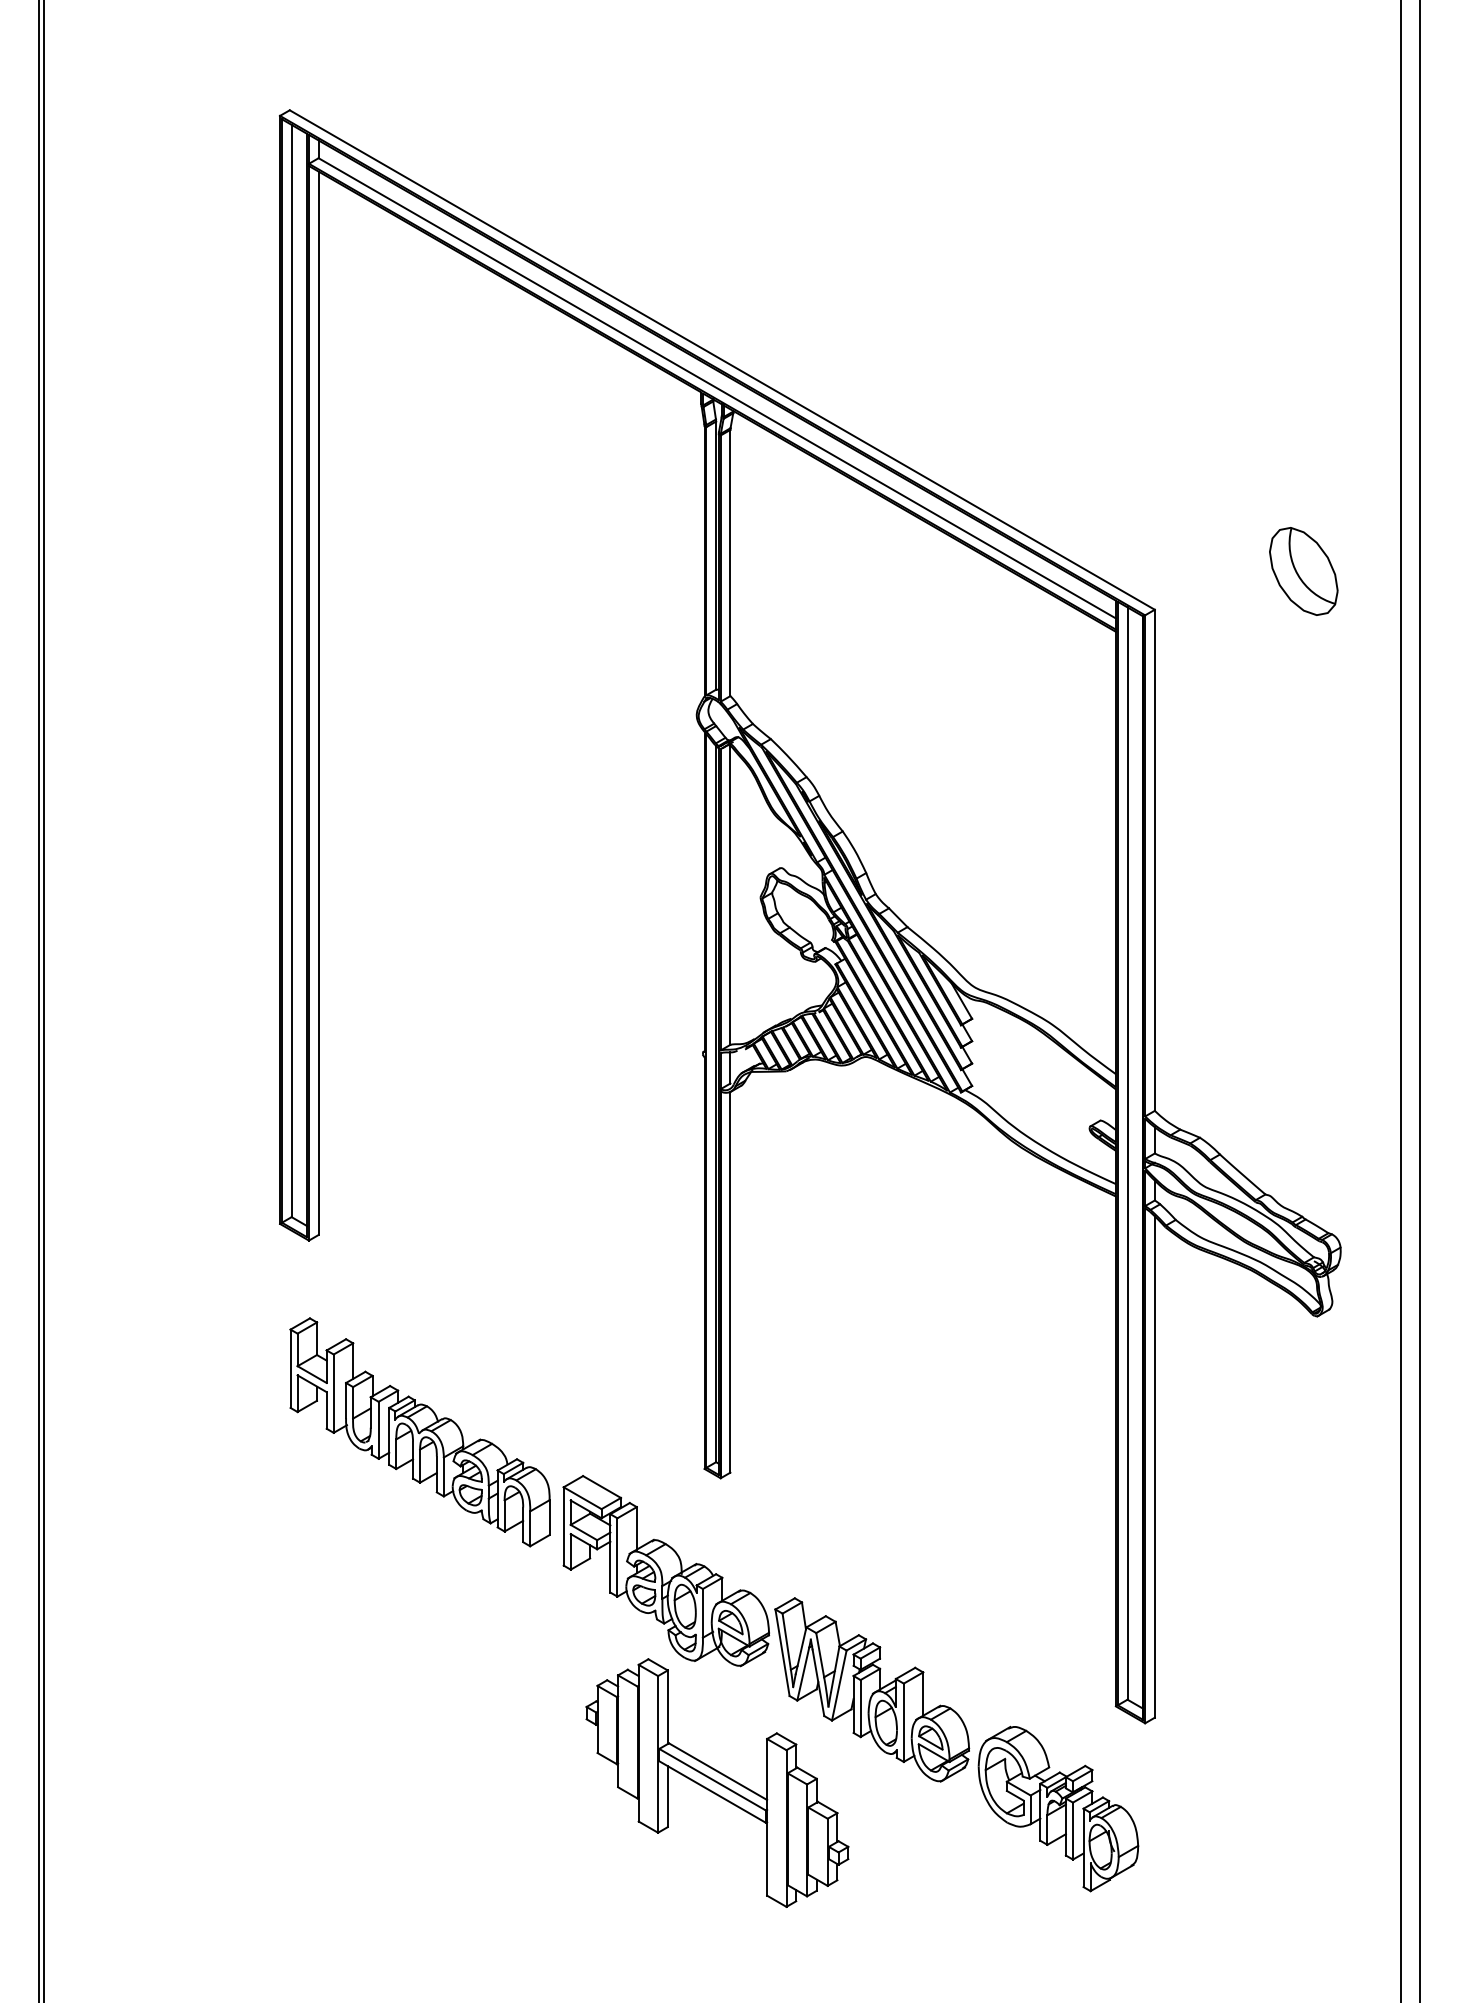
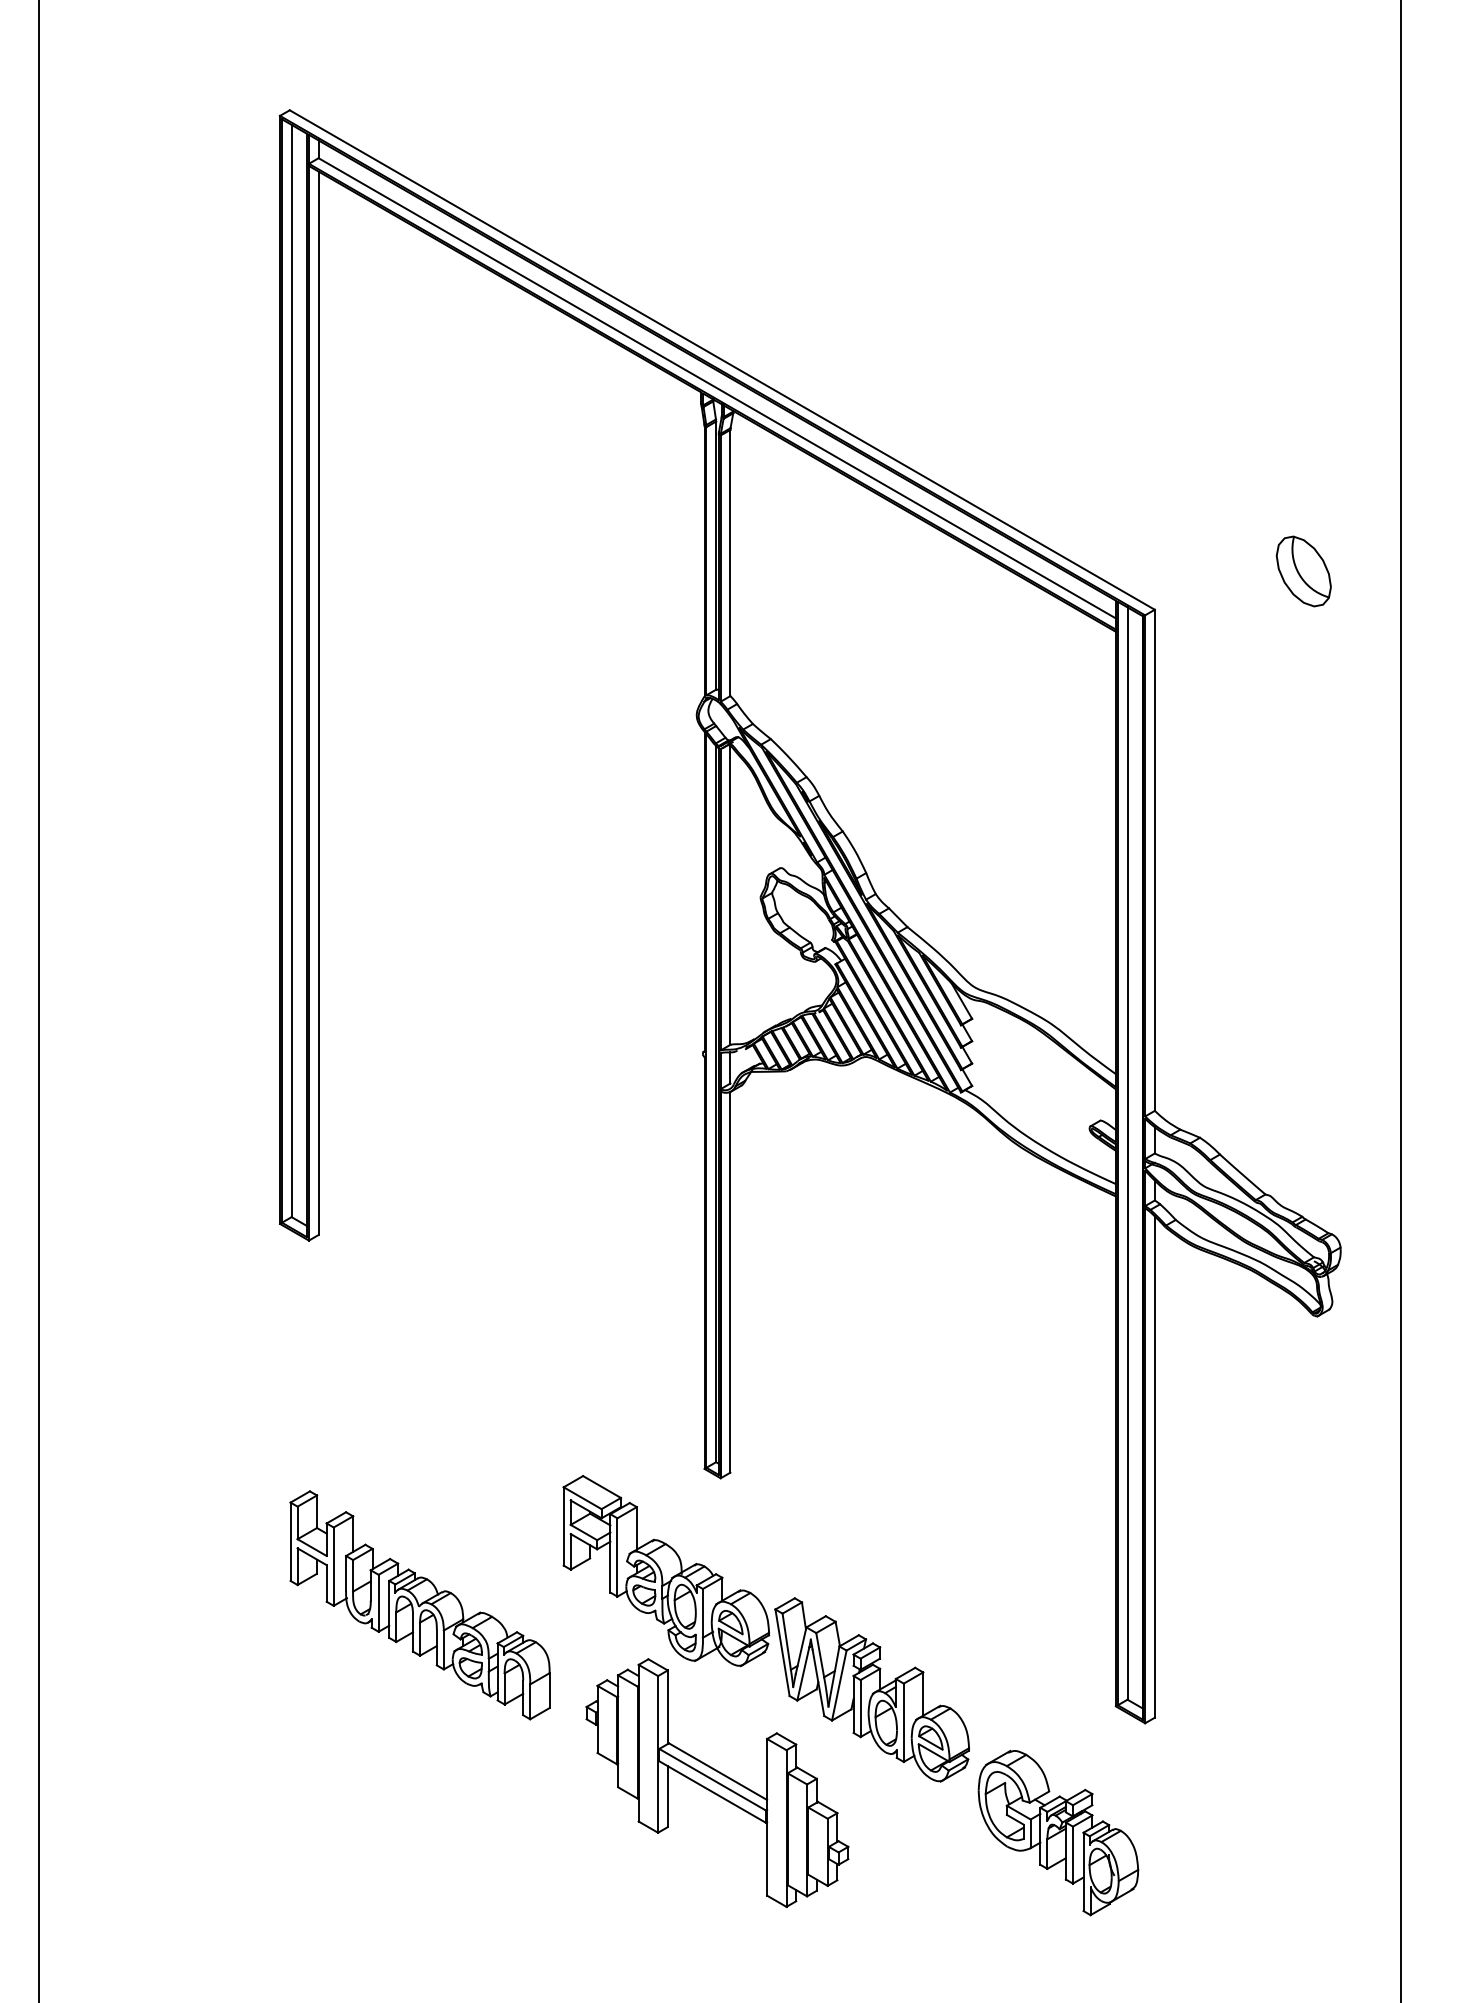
part size: 70x89 px -> 57x73 px (1303, 571)
line: present -> none (43, 1000)
line: present -> none (1420, 1000)
part position: (419, 1432) -> (419, 1605) (419, 1605)
part position: (1058, 1808) -> (1058, 1832) (1058, 1832)
